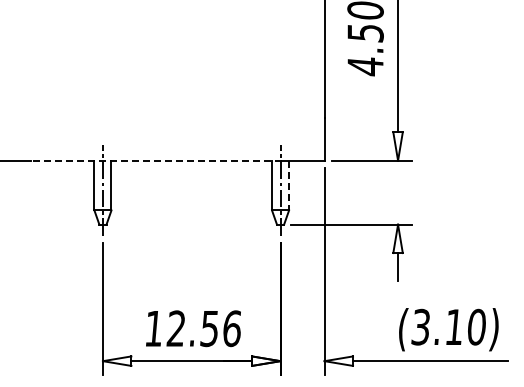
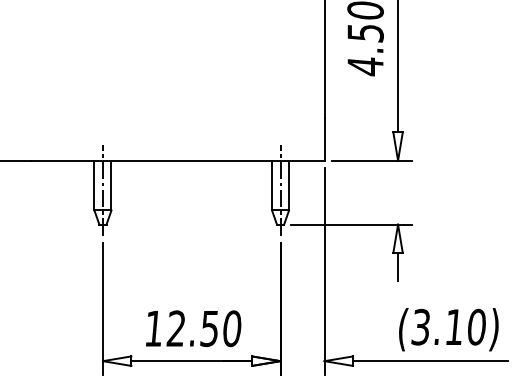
line: dashed -> solid (156, 160)
line: dashed -> solid (289, 185)
text: 12.56 -> 12.50 (232, 328)
